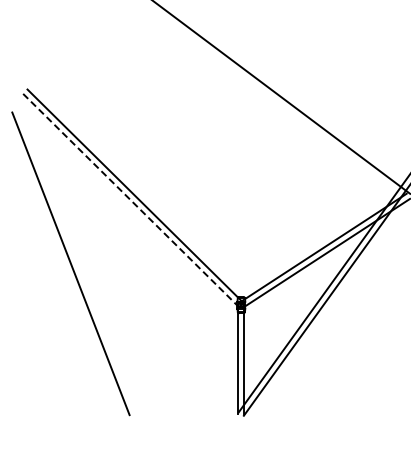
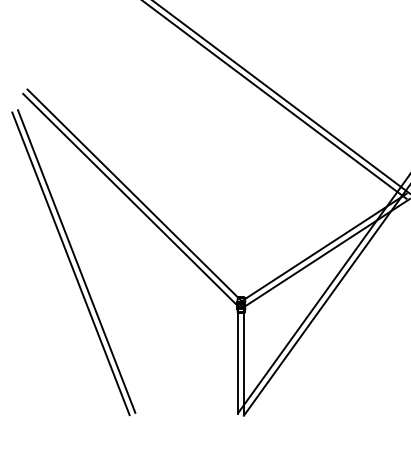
line: none -> present (275, 100)
line: dashed -> solid (131, 200)
line: none -> present (76, 261)
